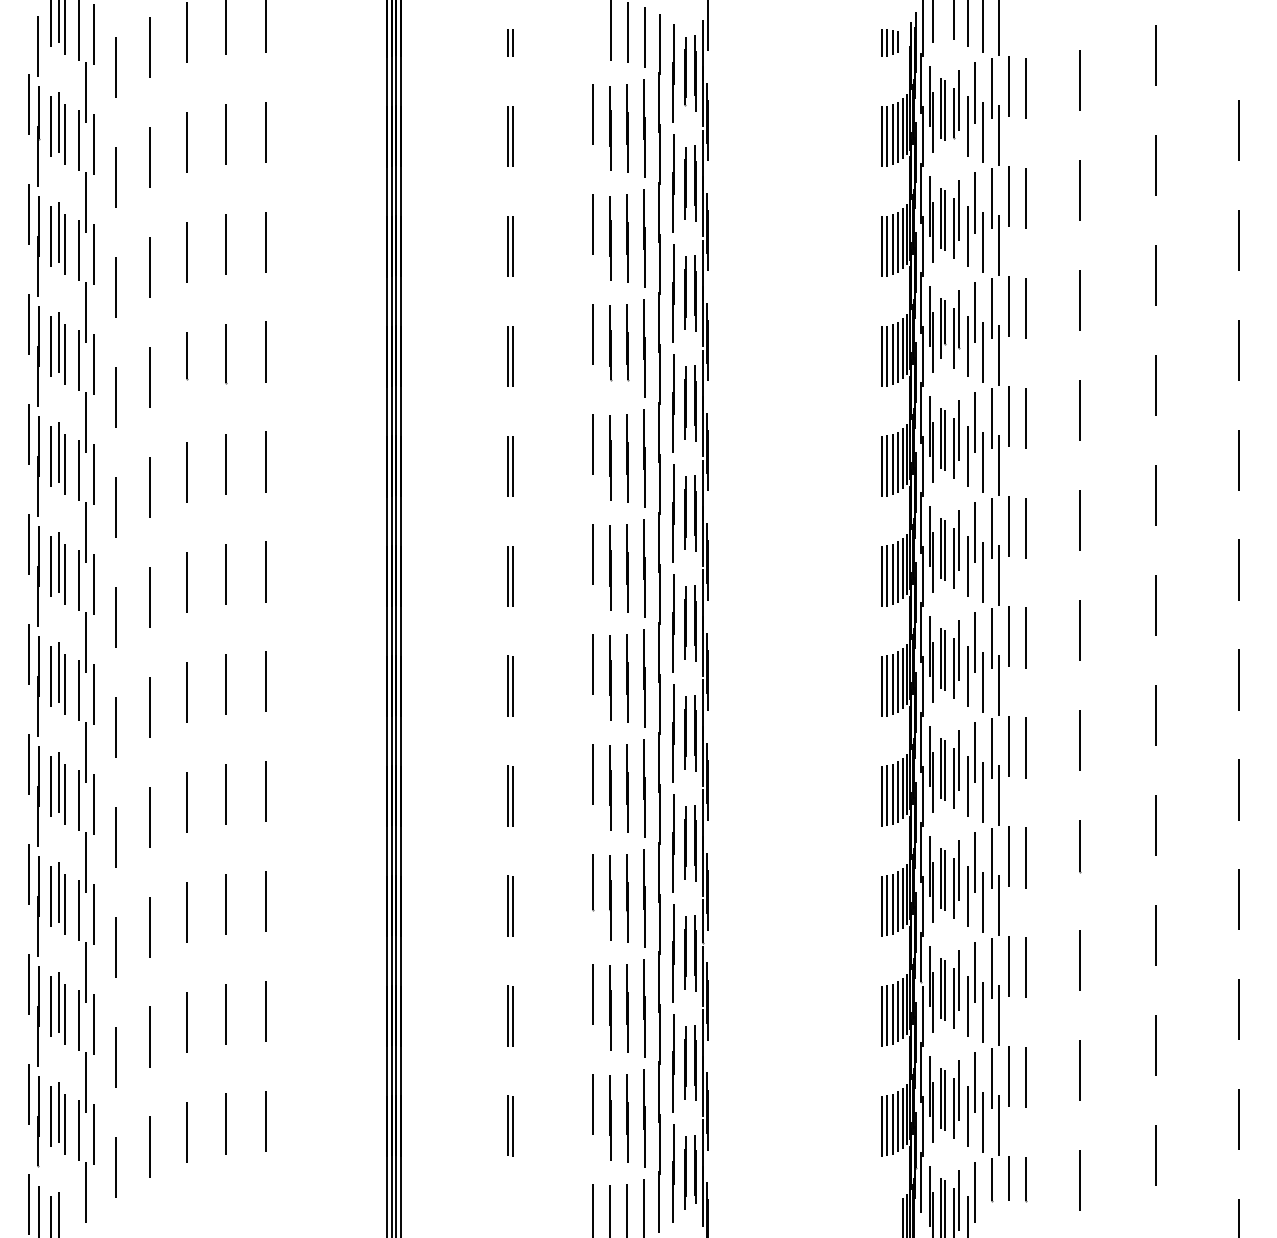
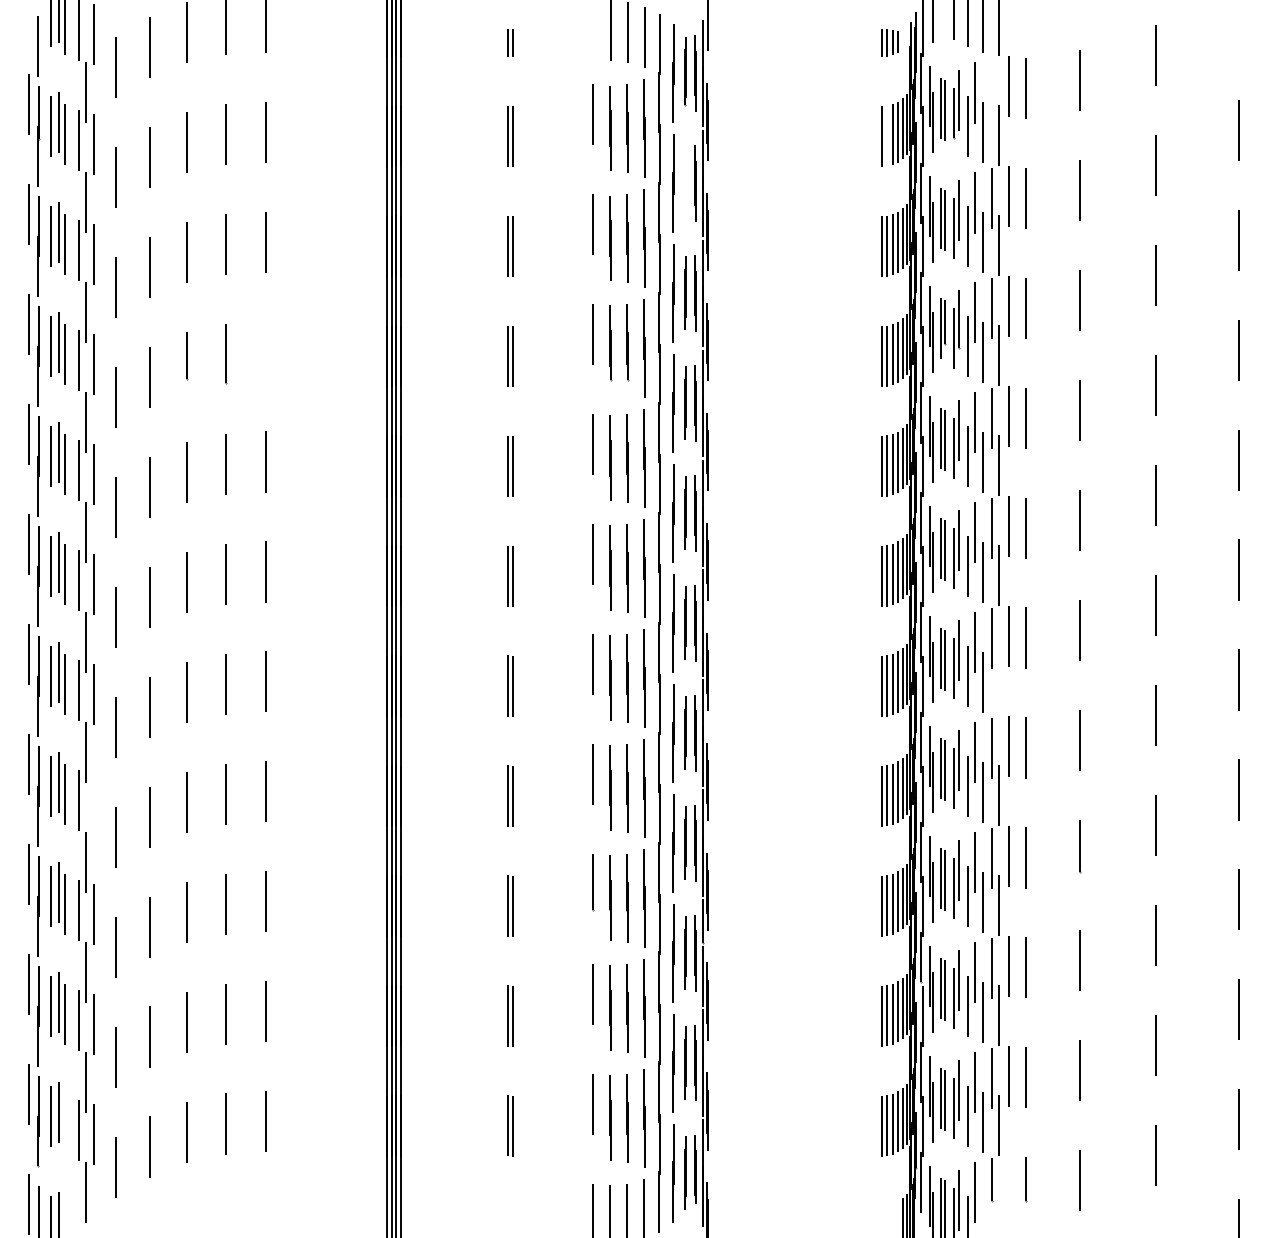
line: present -> none (991, 87)
line: present -> none (887, 135)
line: present -> none (685, 183)
line: present -> none (265, 351)
line: present -> none (998, 684)
line: present -> none (94, 803)
line: present -> none (64, 1124)
line: present -> none (1008, 1178)
